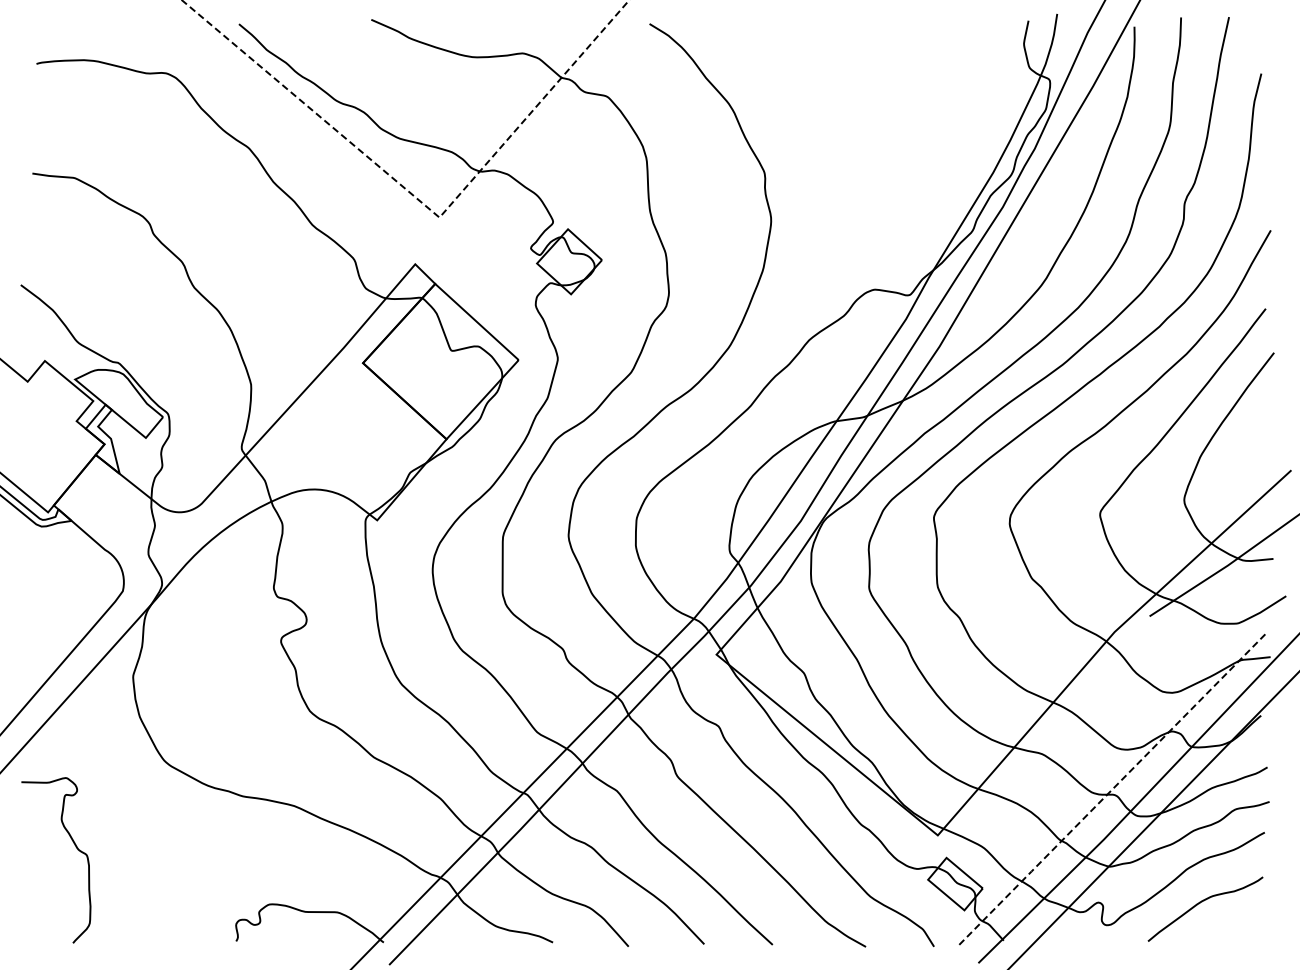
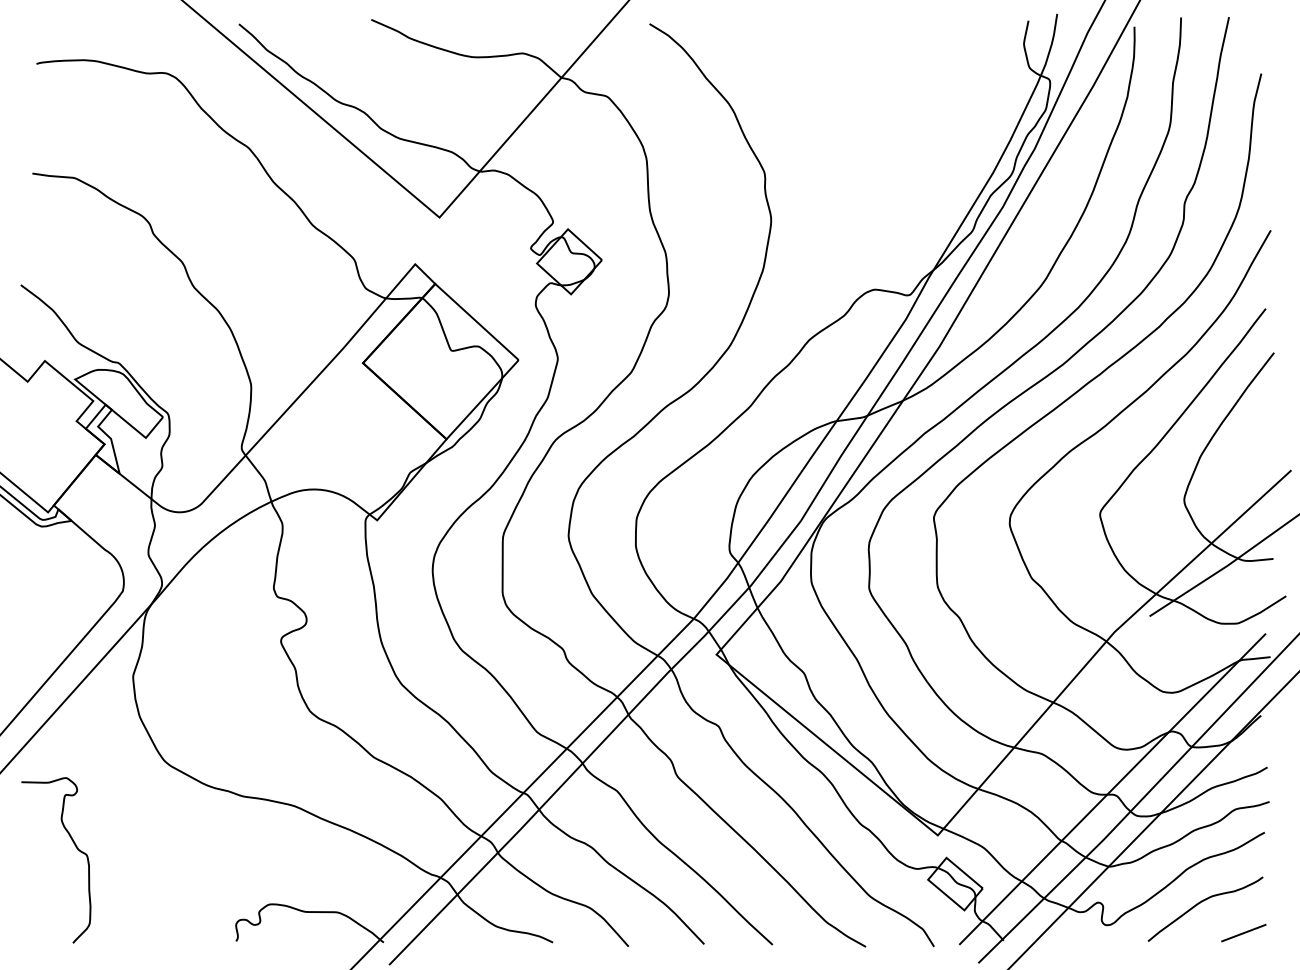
line: dashed -> solid (421, 202)
line: dashed -> solid (1112, 789)
line: none -> present (1243, 933)
